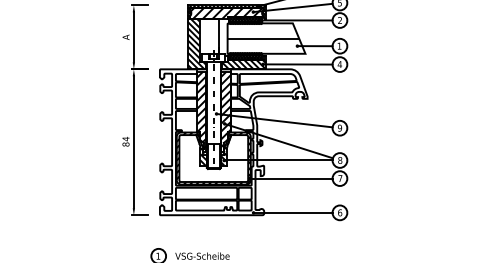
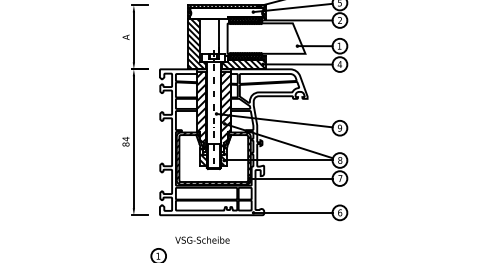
hatch: present -> none (226, 13)
line: present -> none (263, 38)
text position: (202, 255) -> (202, 239) (202, 239)
